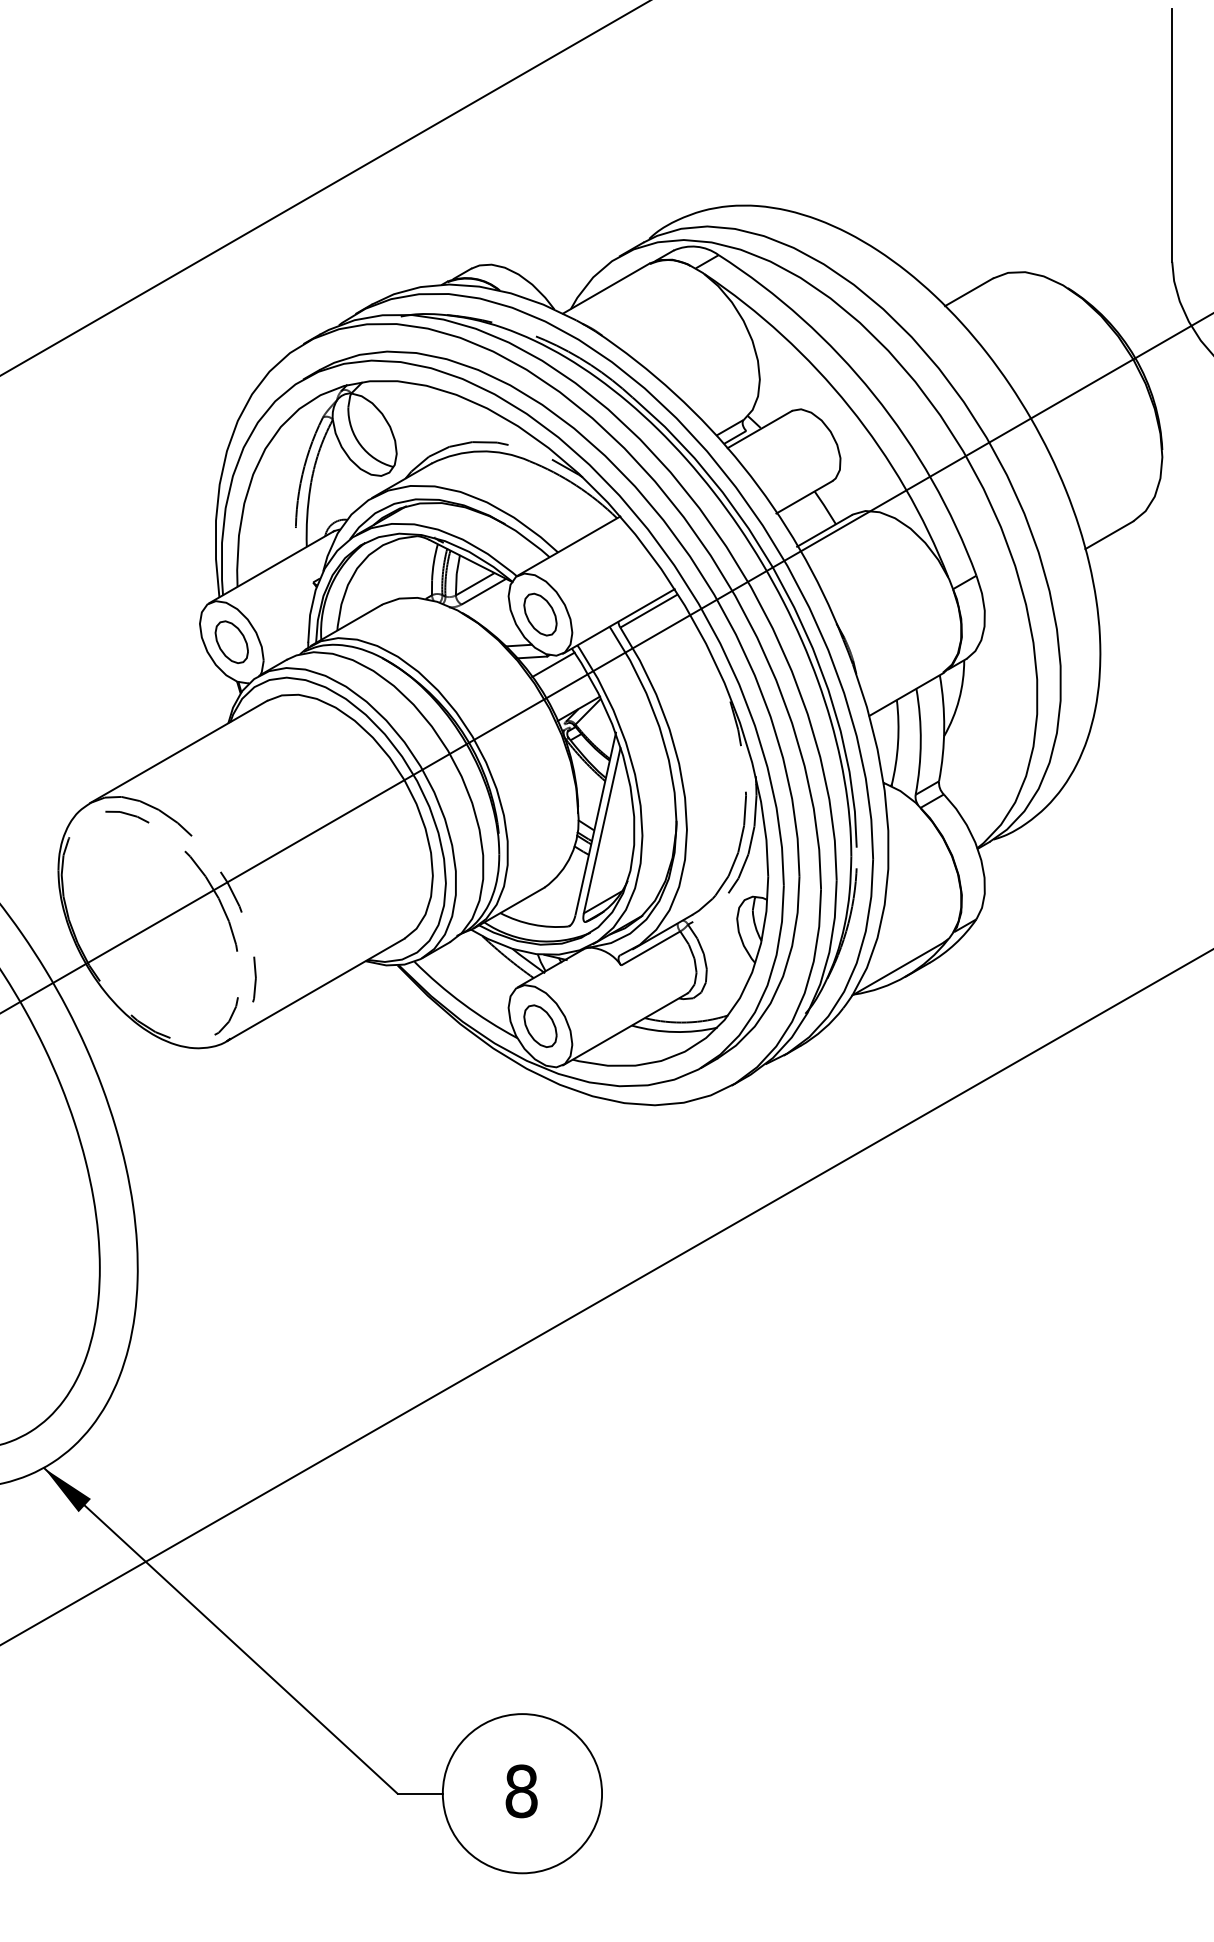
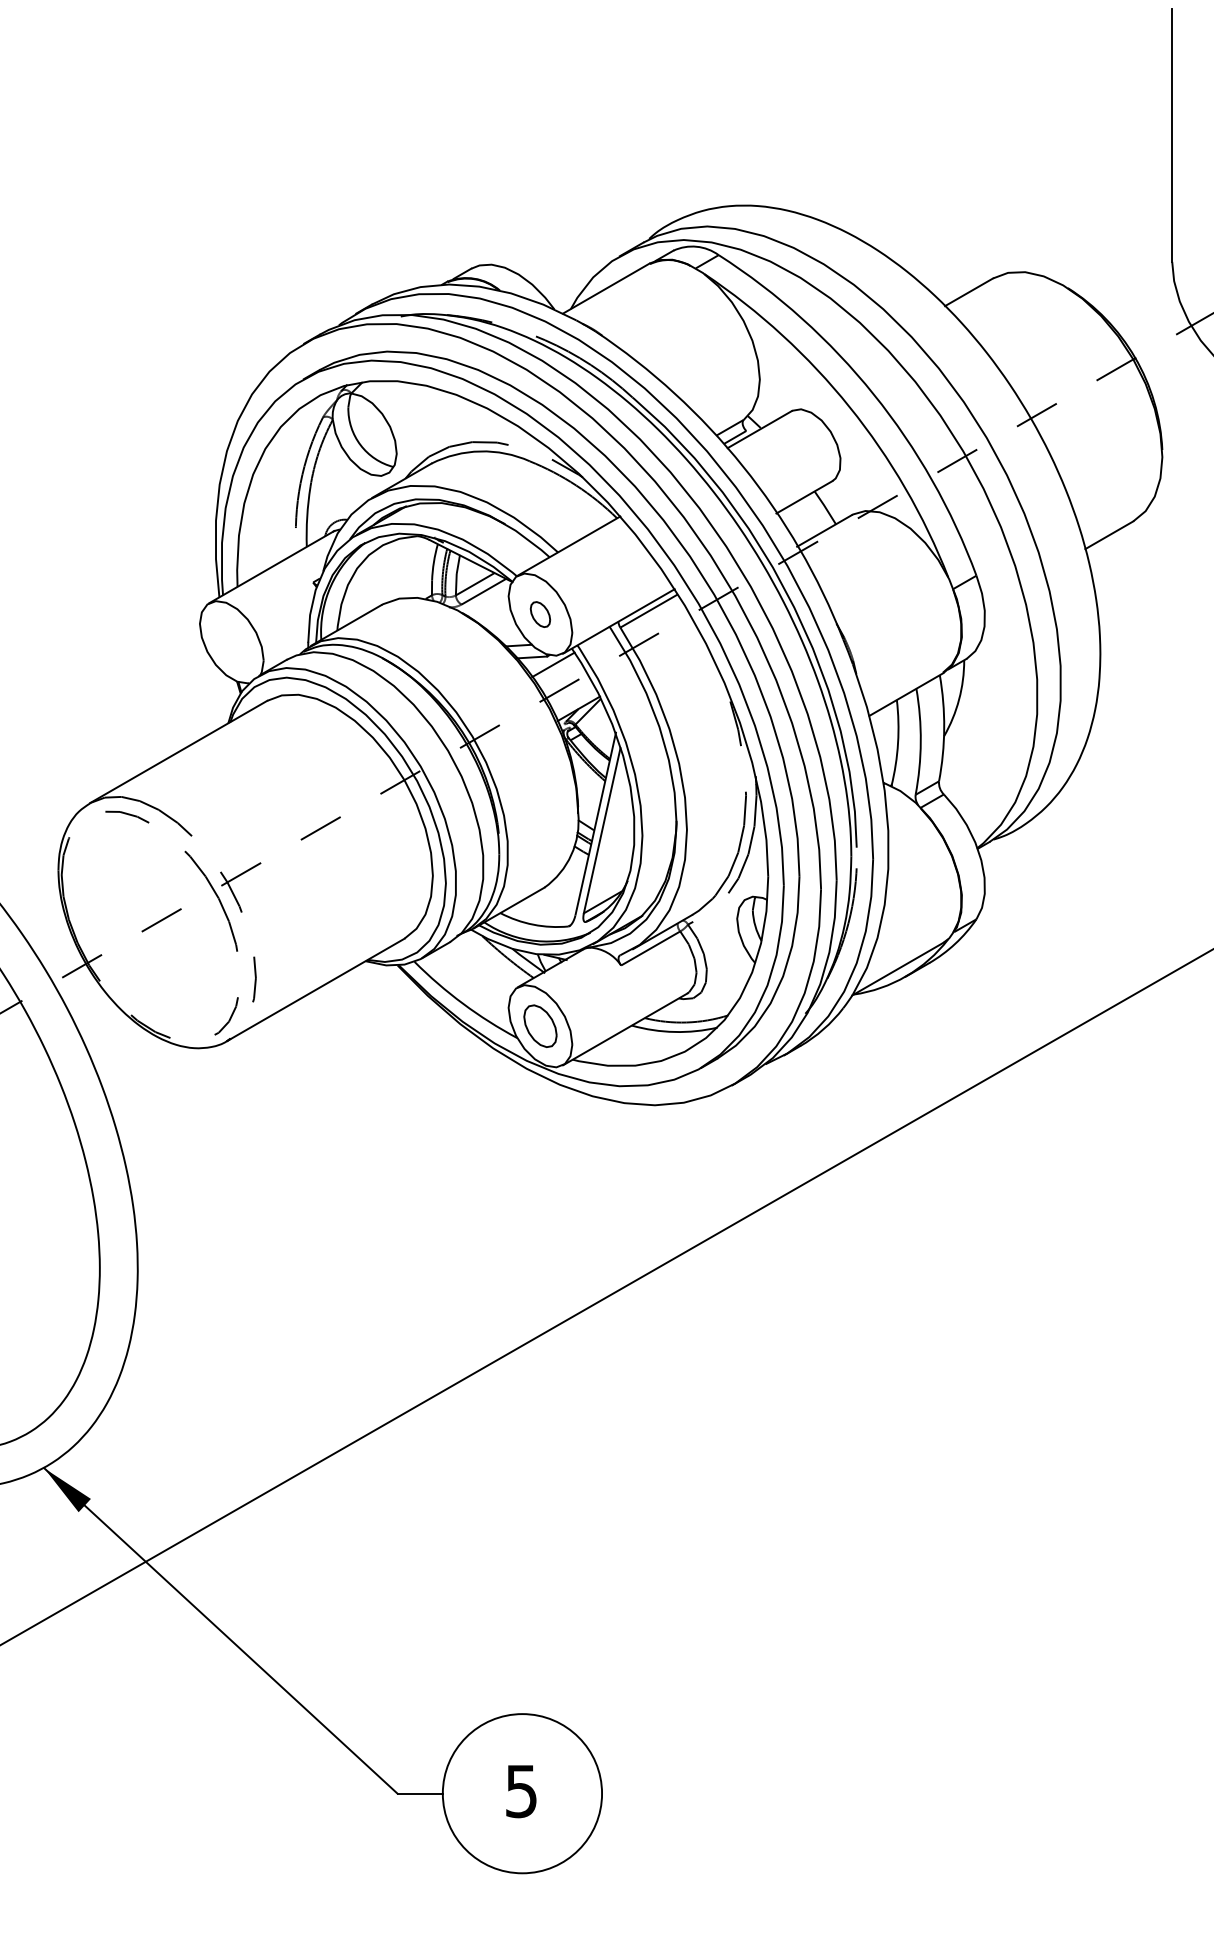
line: present -> none (324, 188)
part size: 35x45 px -> 23x27 px (540, 614)
part: present -> none (231, 641)
line: solid -> dashed (607, 662)
text: 8 -> 5 (521, 1791)
